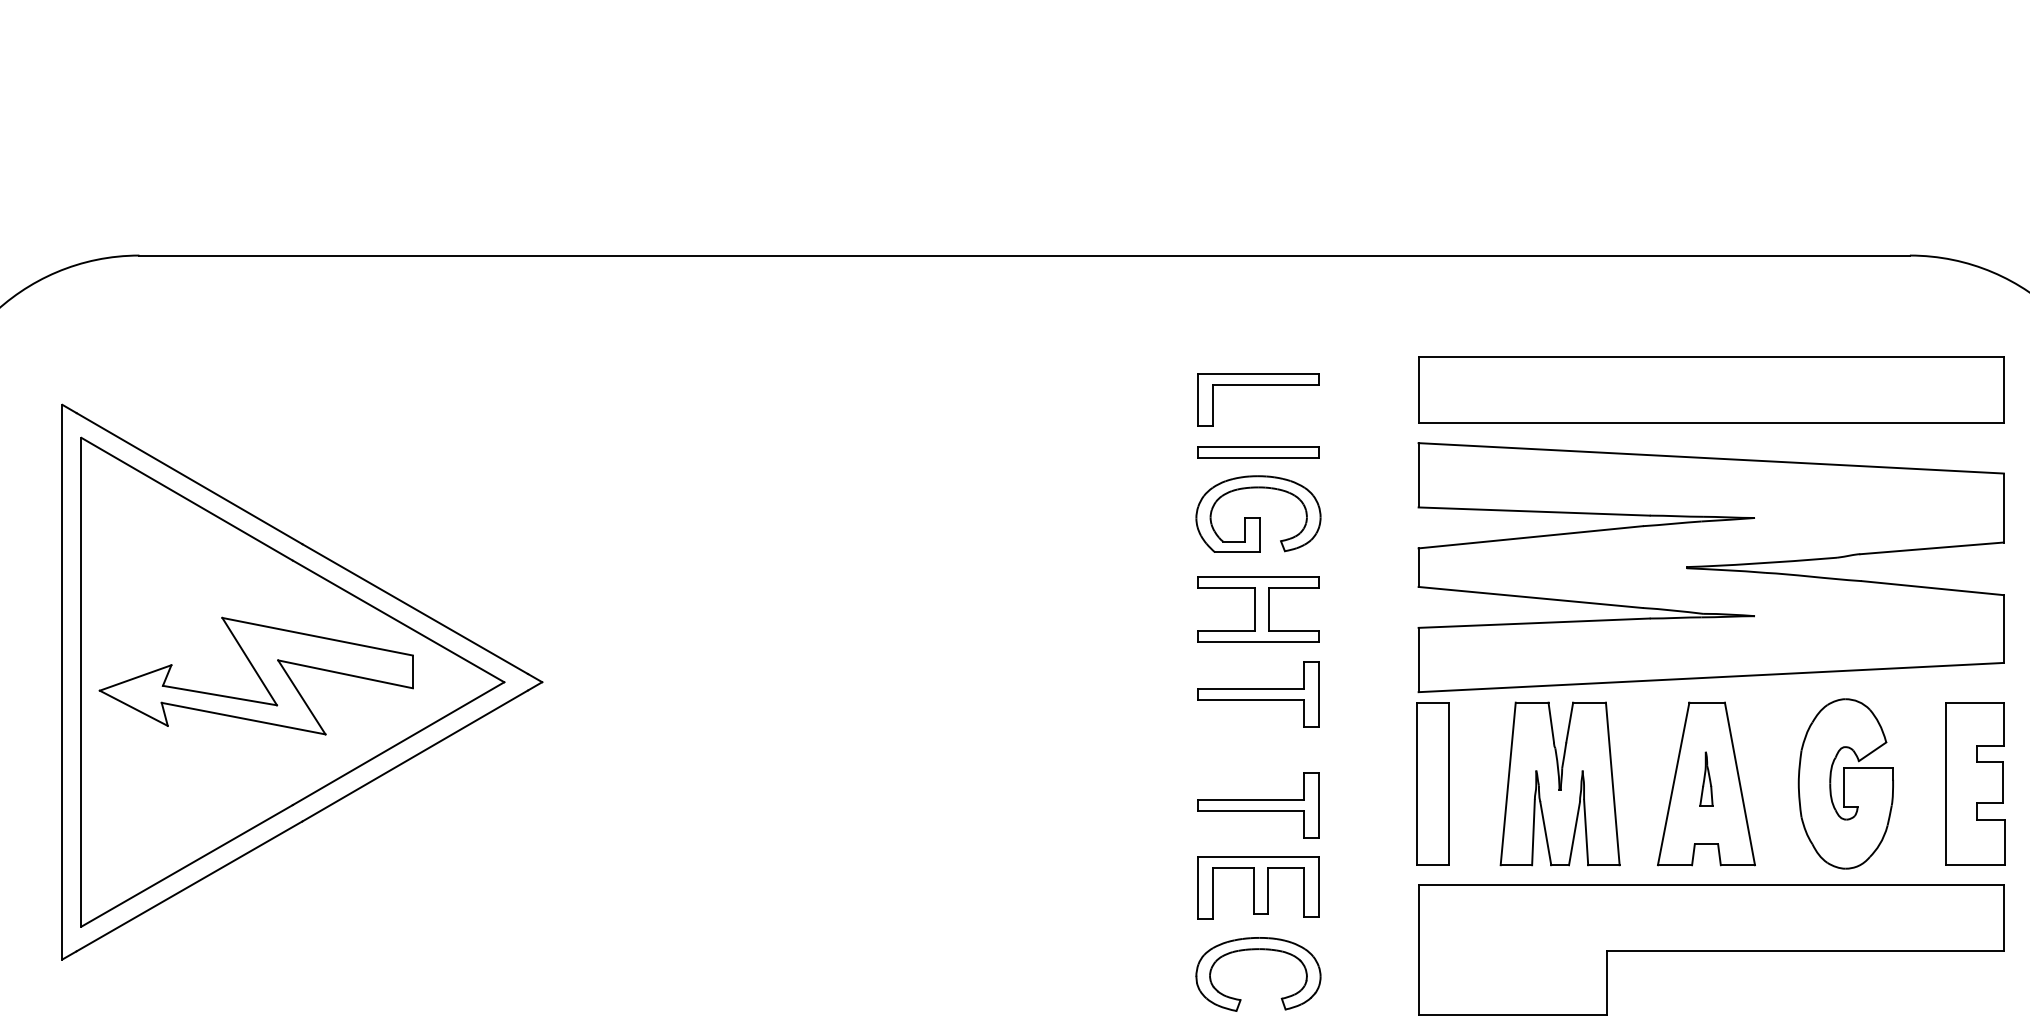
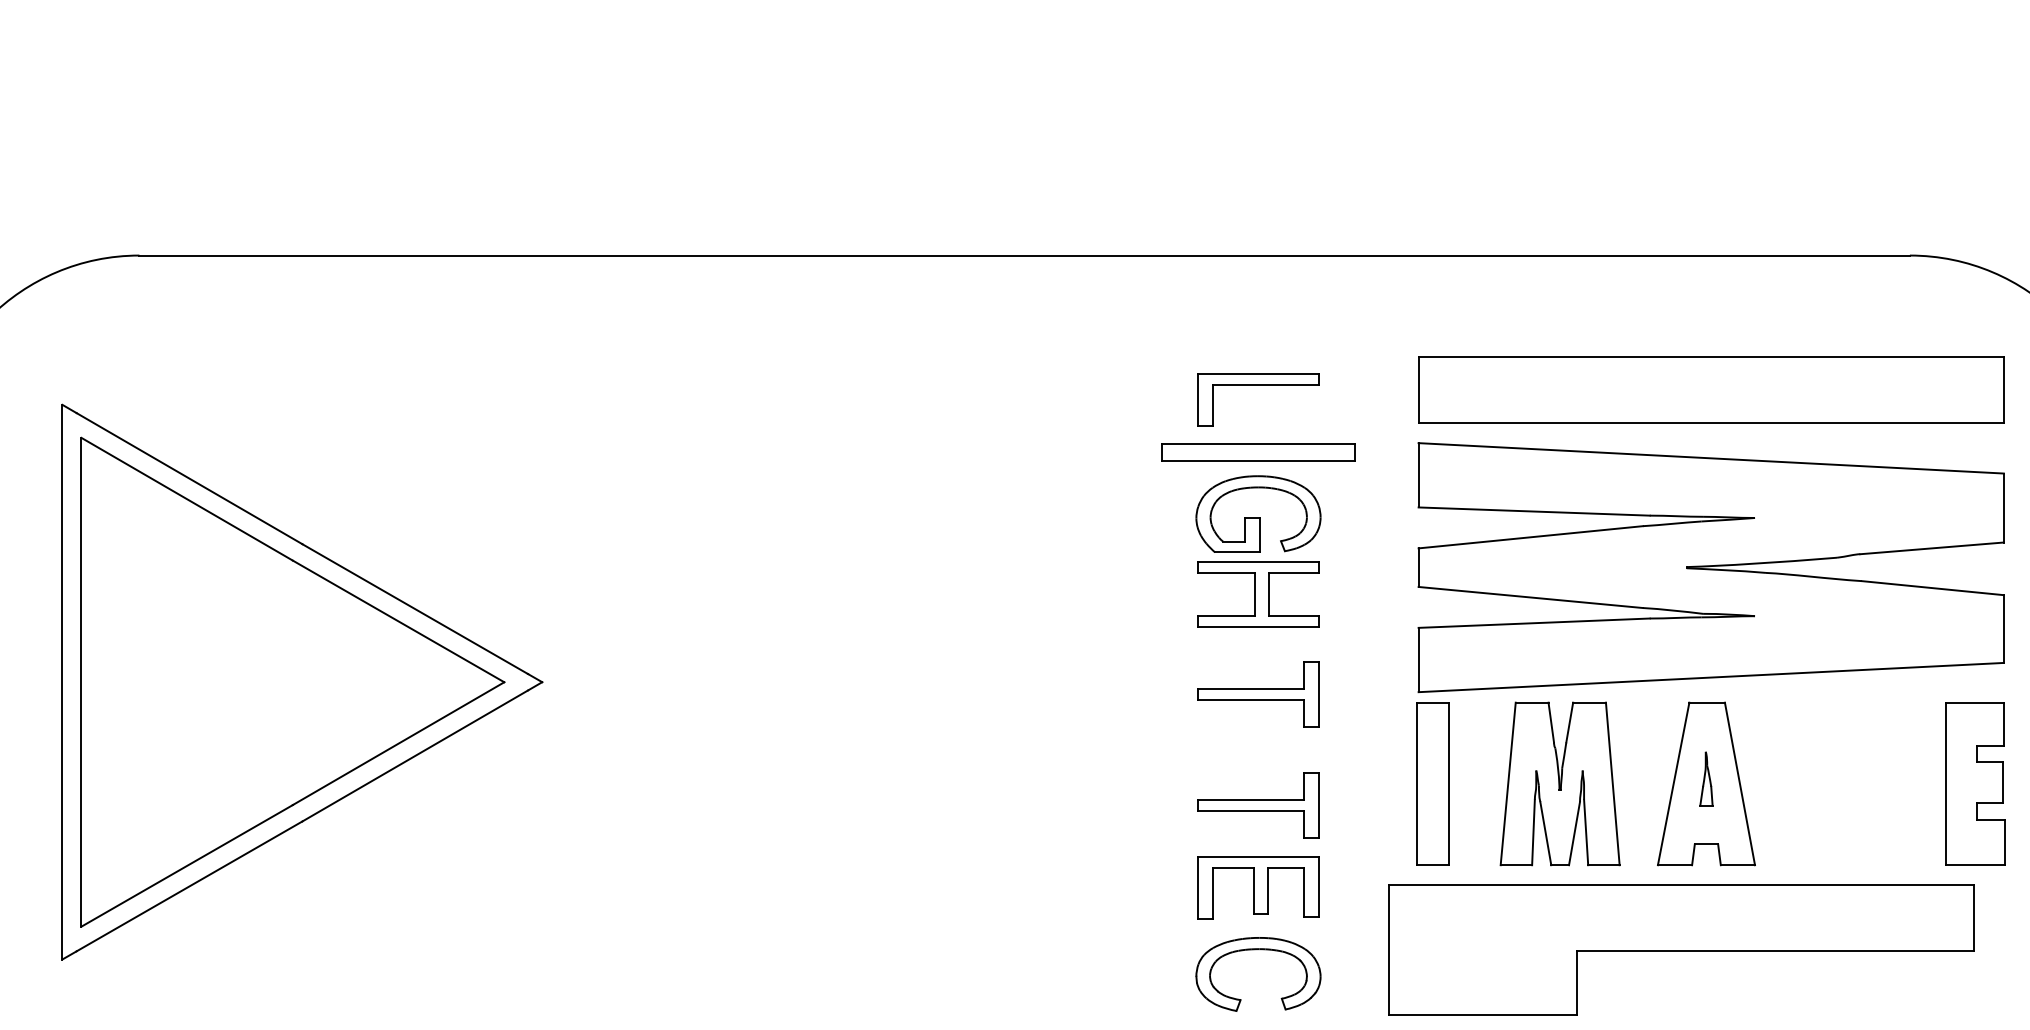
part size: 123x13 px -> 195x19 px (1258, 452)
part position: (1258, 609) -> (1258, 594) (1258, 594)
part: present -> none (255, 675)
part: present -> none (1845, 783)
part position: (1711, 949) -> (1681, 949) (1681, 949)
